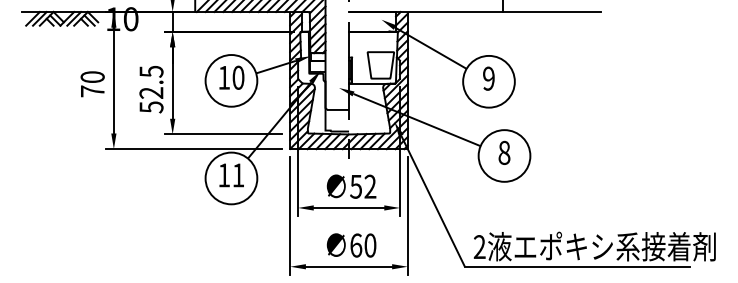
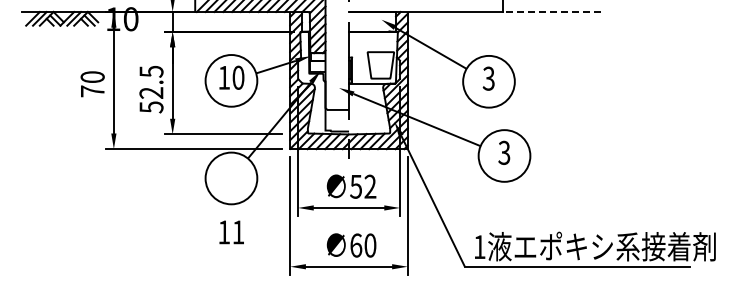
line: solid -> dashed (551, 12)
text: 9 -> 3 (488, 78)
text: 8 -> 3 (504, 152)
text position: (231, 175) -> (231, 232) (231, 232)
text: 2 -> 1 (479, 246)
